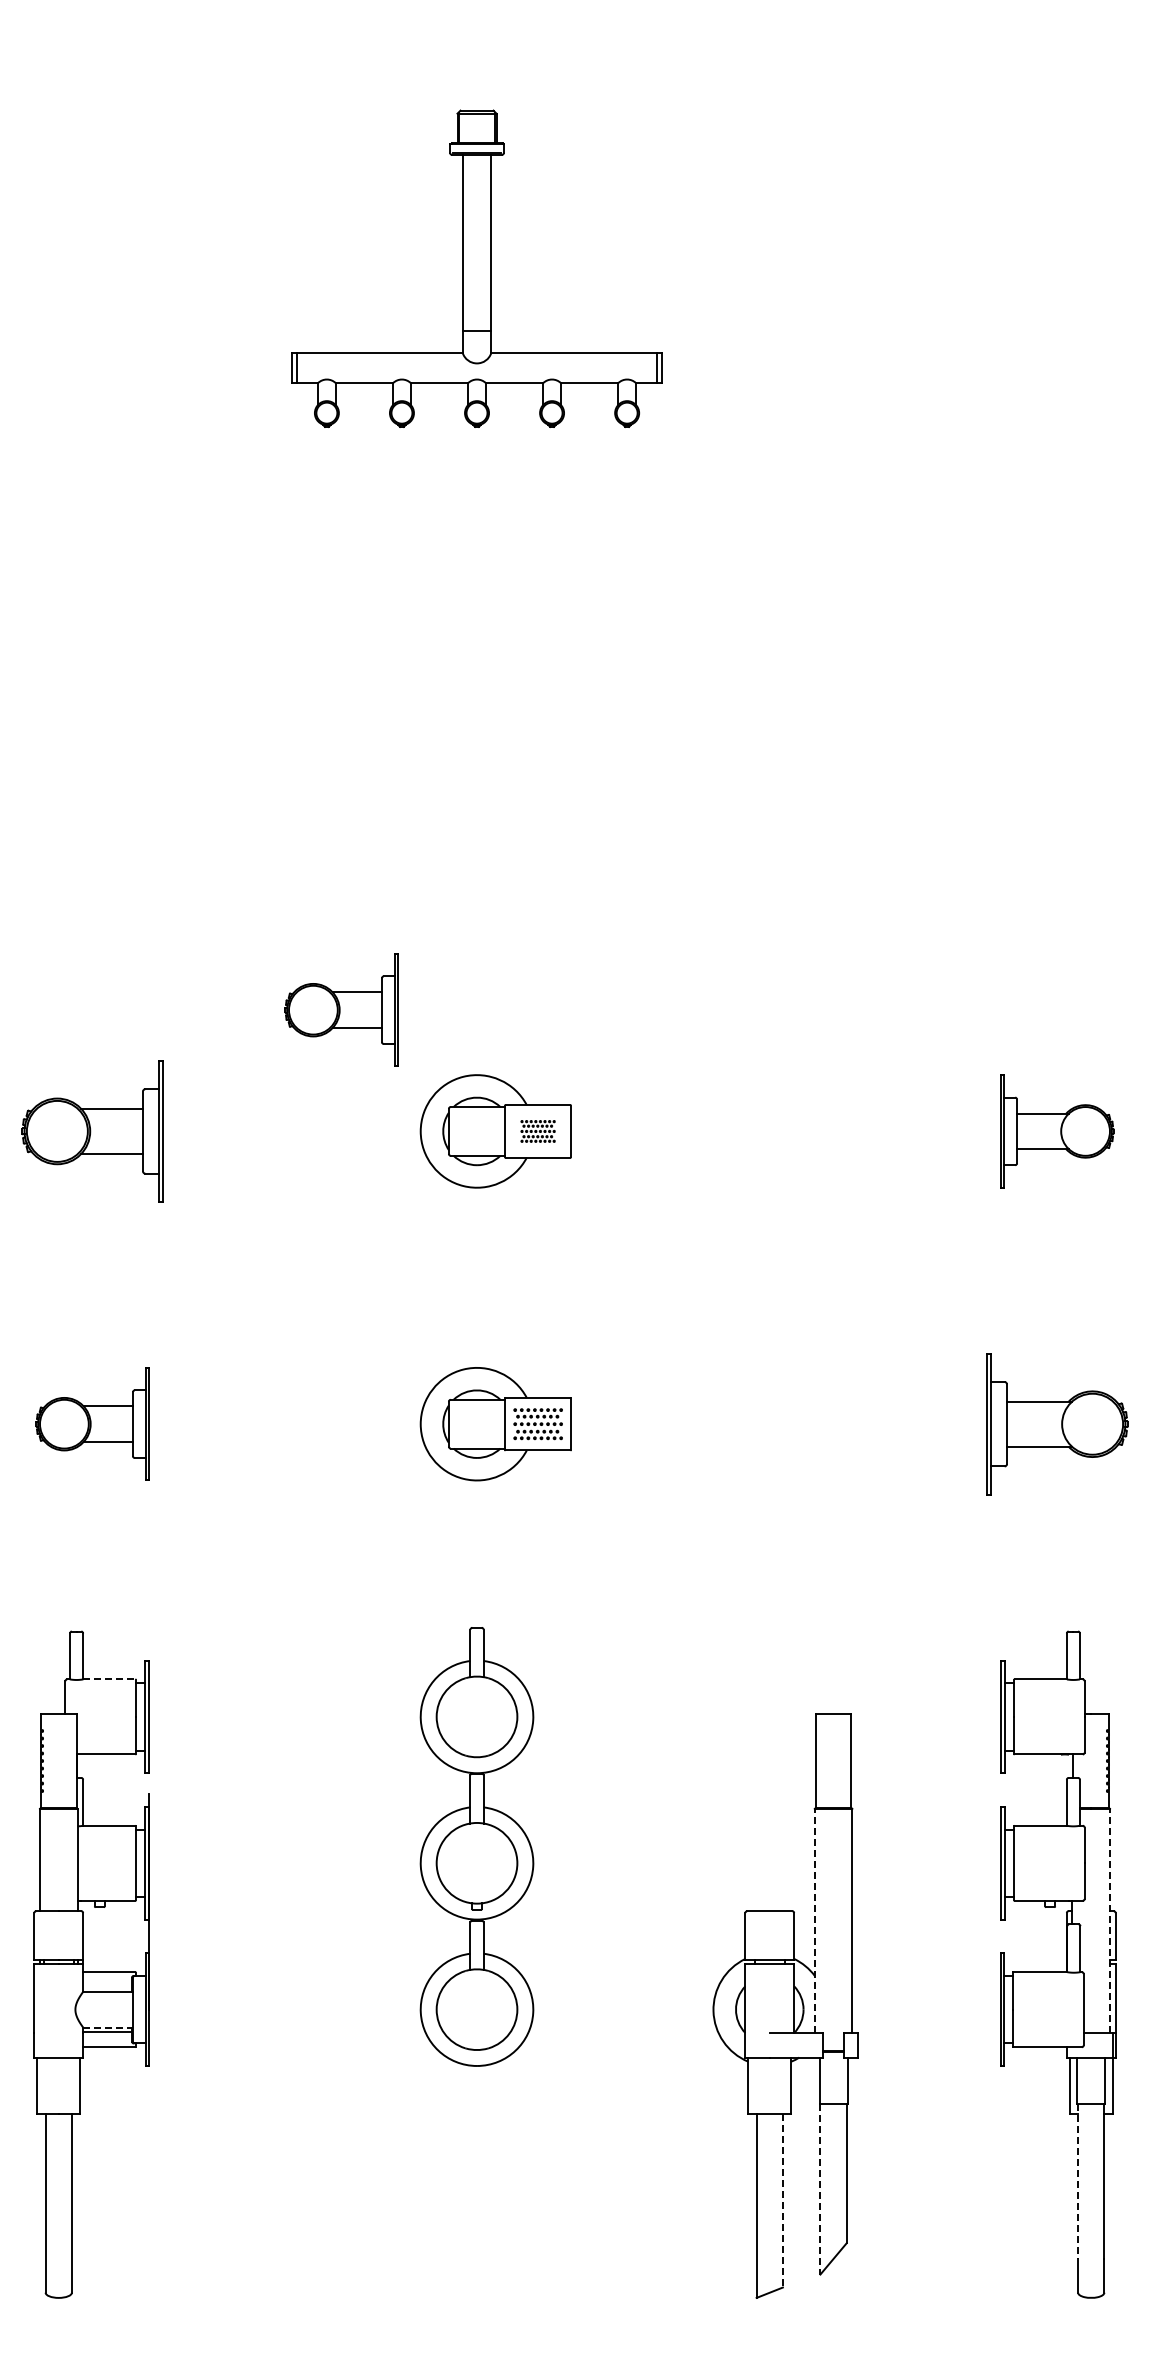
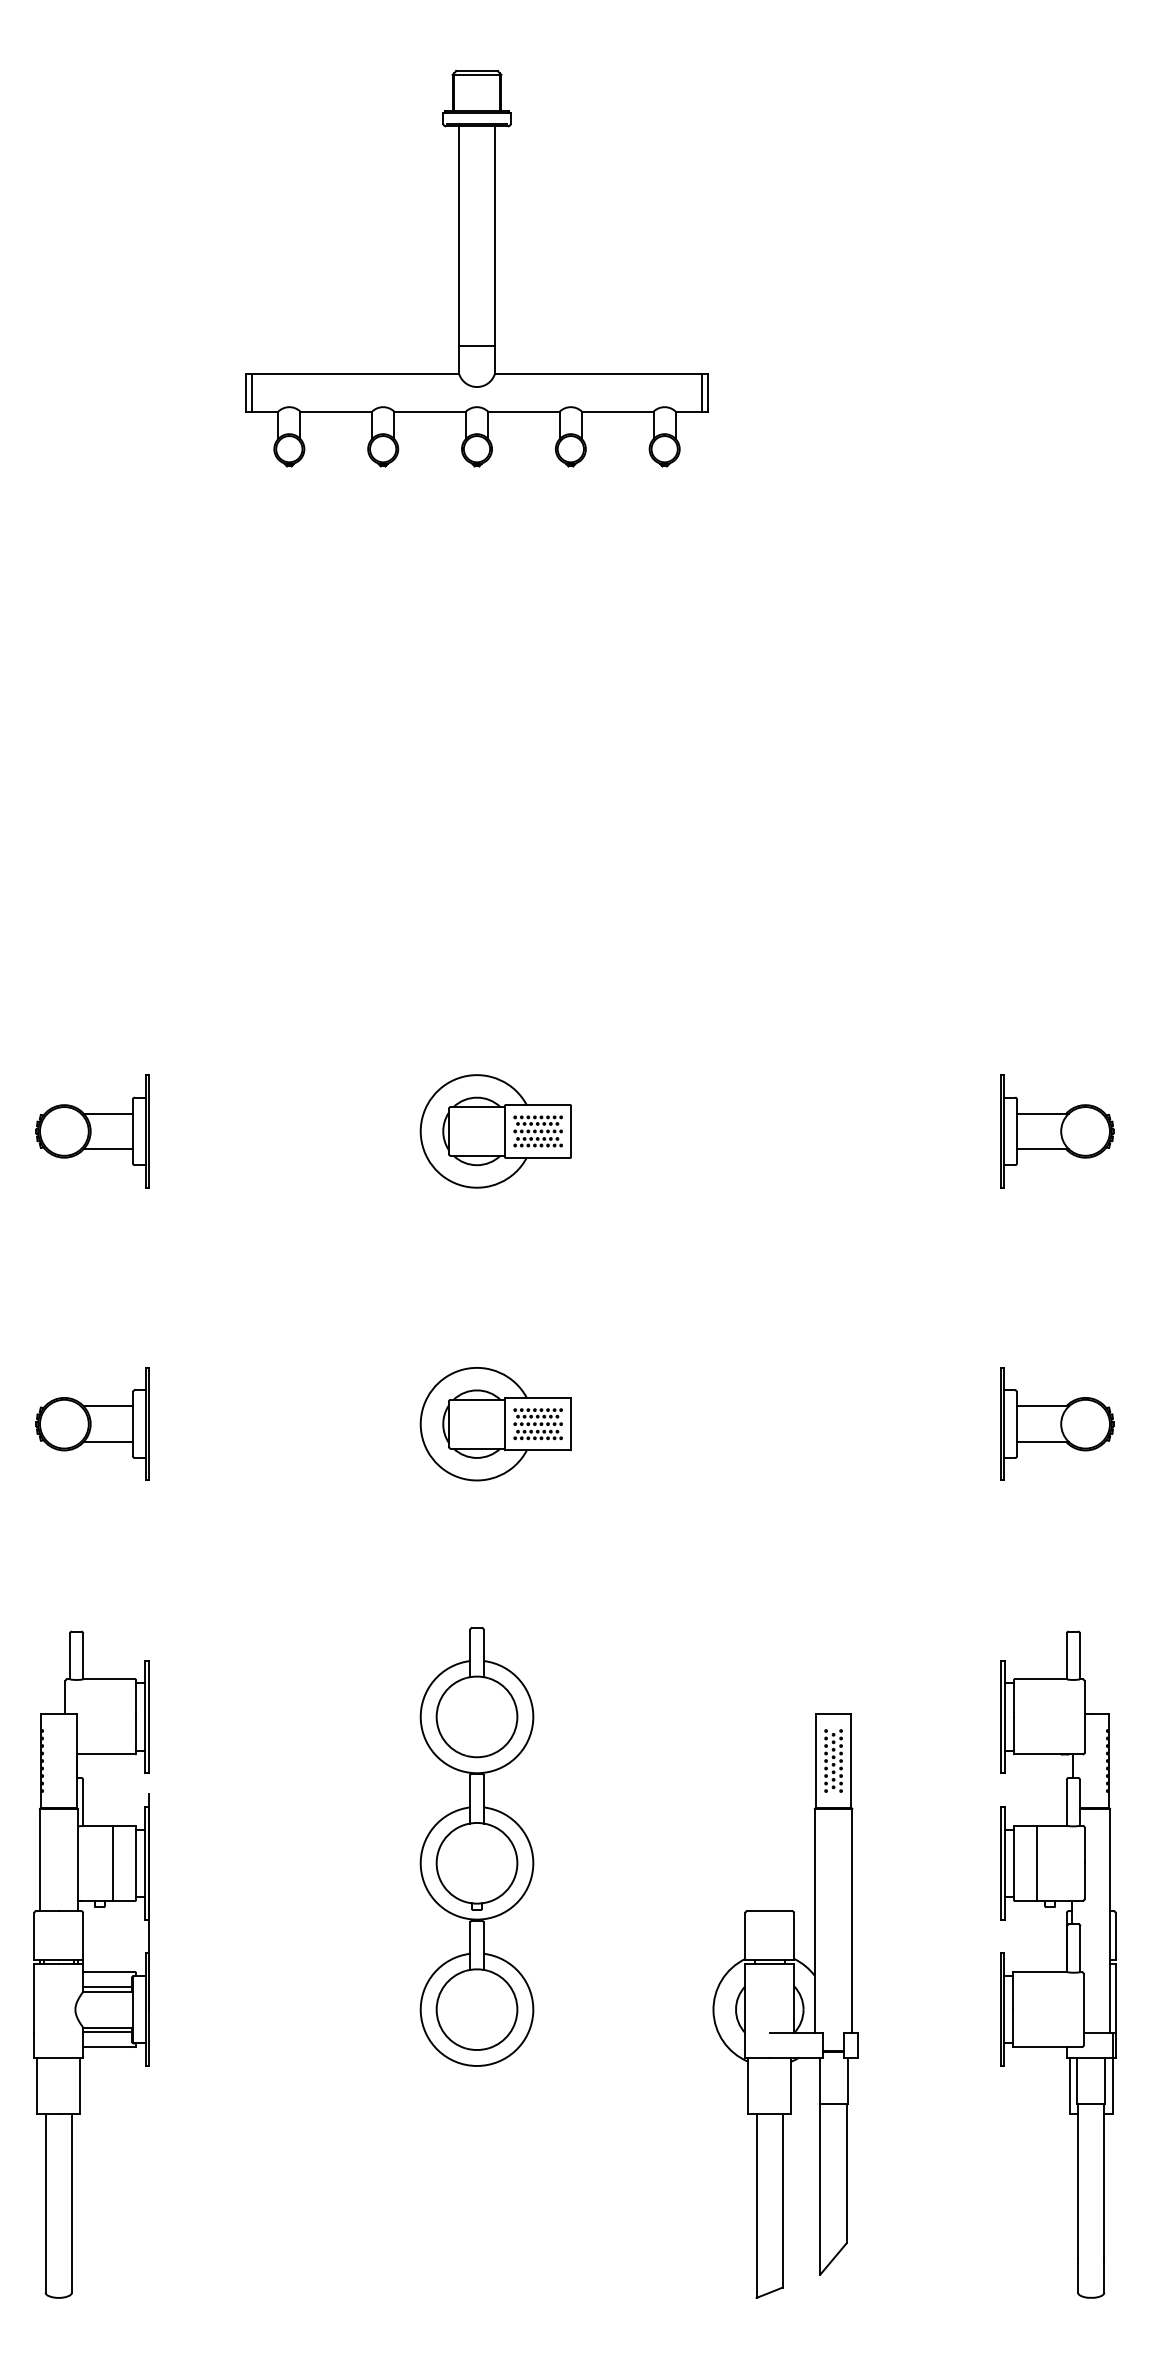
part size: 372x319 px -> 464x398 px (476, 268)
part: present -> none (341, 1009)
part size: 143x143 px -> 115x115 px (92, 1131)
part size: 36x23 px -> 50x33 px (537, 1131)
part size: 143x143 px -> 115x114 px (1057, 1423)
line: dashed -> solid (109, 1679)
part: none -> present (833, 1760)
line: none -> present (113, 1863)
line: none -> present (1036, 1863)
line: dashed -> solid (814, 1920)
line: dashed -> solid (1109, 1920)
line: none -> present (107, 1987)
line: dashed -> solid (108, 2027)
line: dashed -> solid (1078, 2182)
line: dashed -> solid (820, 2189)
line: dashed -> solid (782, 2200)
